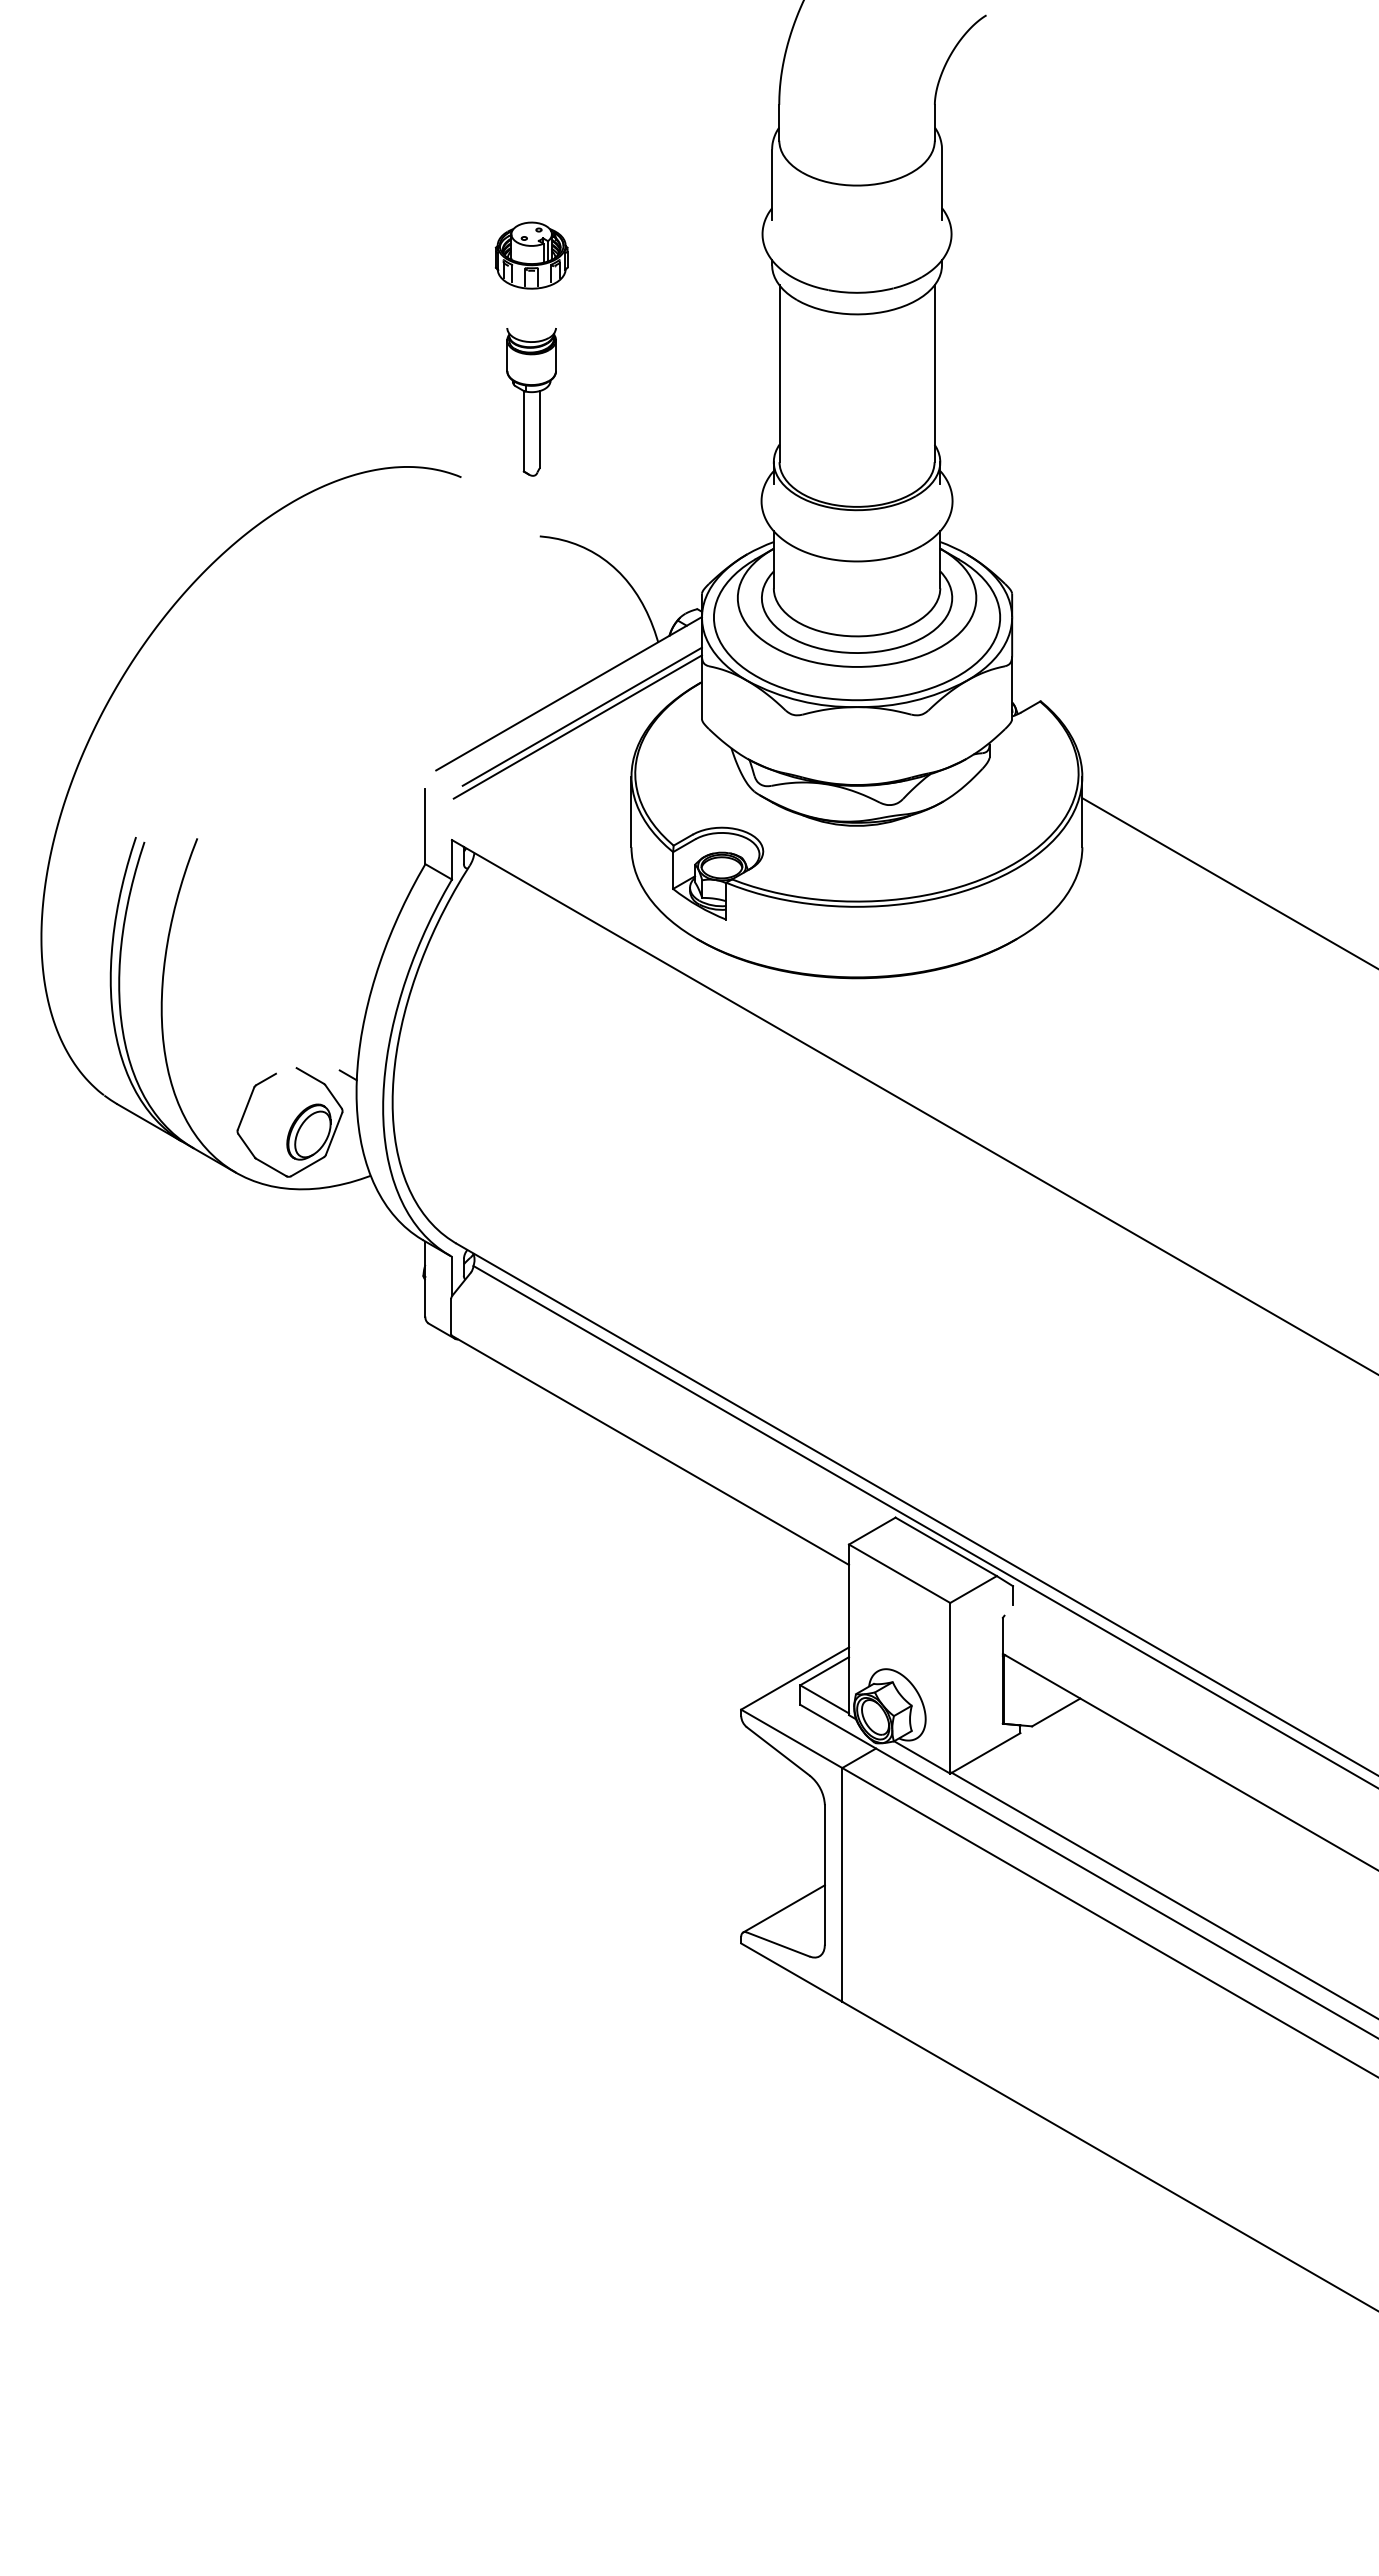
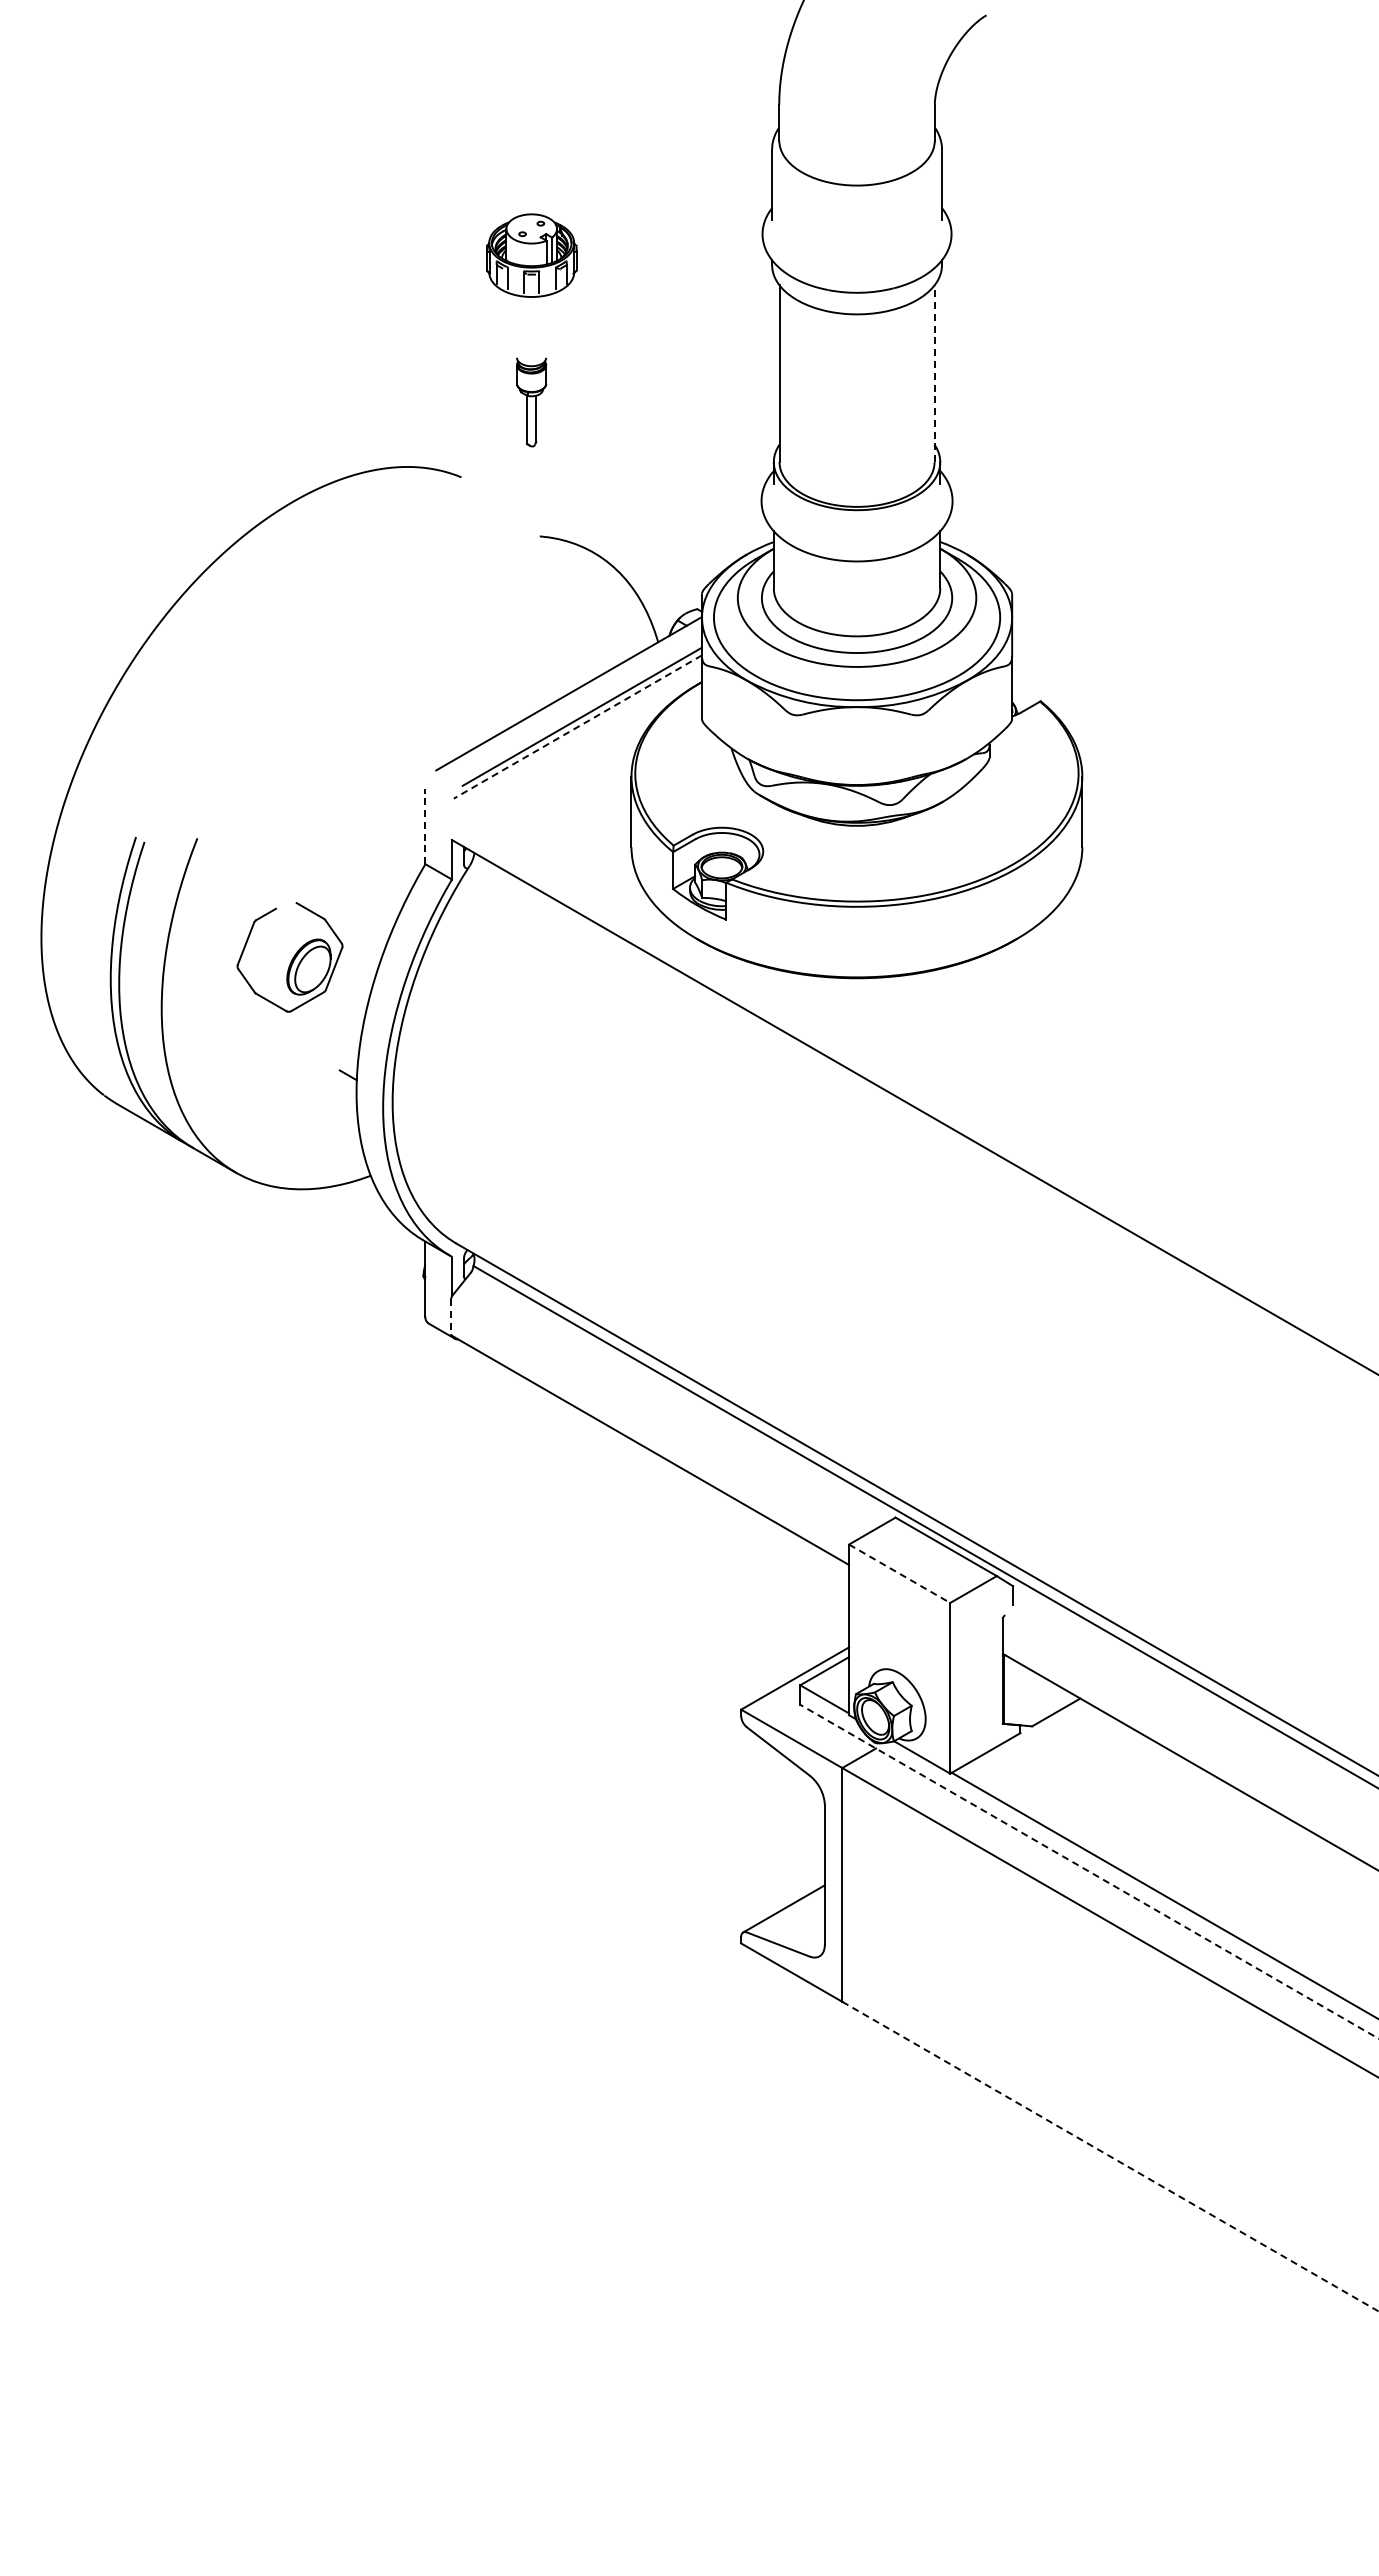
part size: 75x69 px -> 92x85 px (531, 255)
line: solid -> dashed (934, 373)
part size: 51x149 px -> 32x91 px (531, 402)
line: solid -> dashed (577, 727)
line: solid -> dashed (425, 826)
line: present -> none (1228, 882)
part position: (289, 1122) -> (289, 957) (289, 957)
line: solid -> dashed (451, 1316)
line: solid -> dashed (900, 1574)
line: solid -> dashed (1089, 1871)
line: solid -> dashed (1110, 2156)
